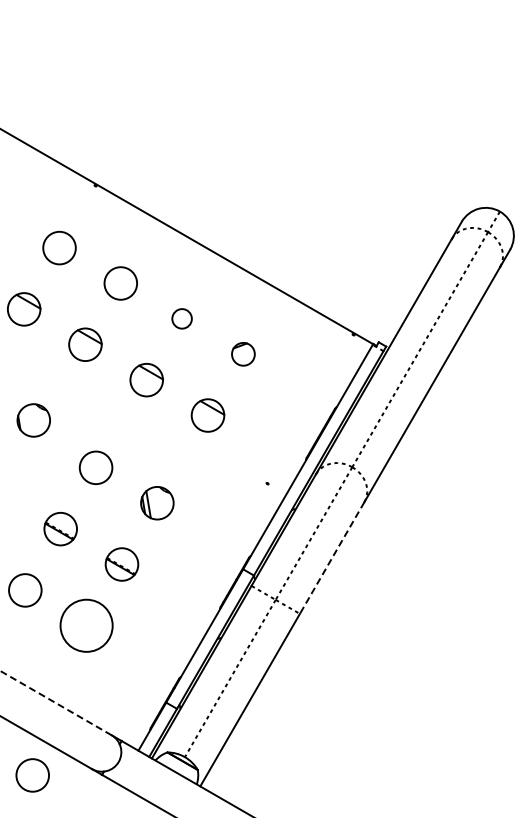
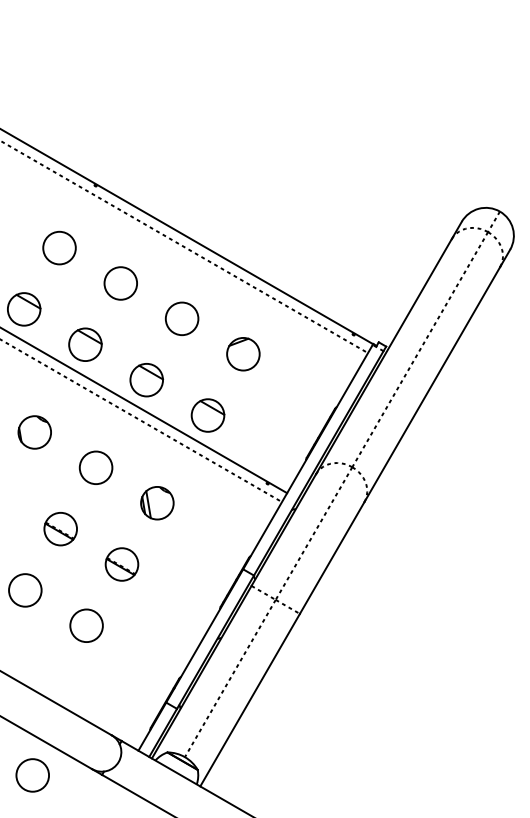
line: none -> present (185, 247)
circle diameter: 20 px -> 33 px (181, 318)
part size: 25x25 px -> 35x35 px (243, 354)
line: none -> present (144, 410)
part position: (33, 420) -> (34, 432) (34, 432)
line: none -> present (142, 421)
line: dashed -> solid (332, 558)
circle diameter: 52 px -> 33 px (86, 625)
line: dashed -> solid (56, 703)
